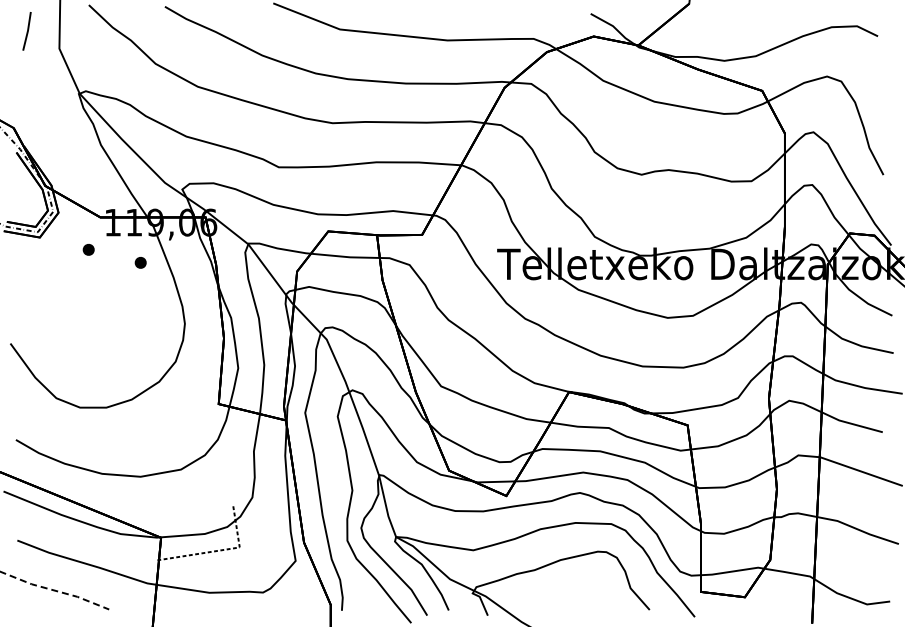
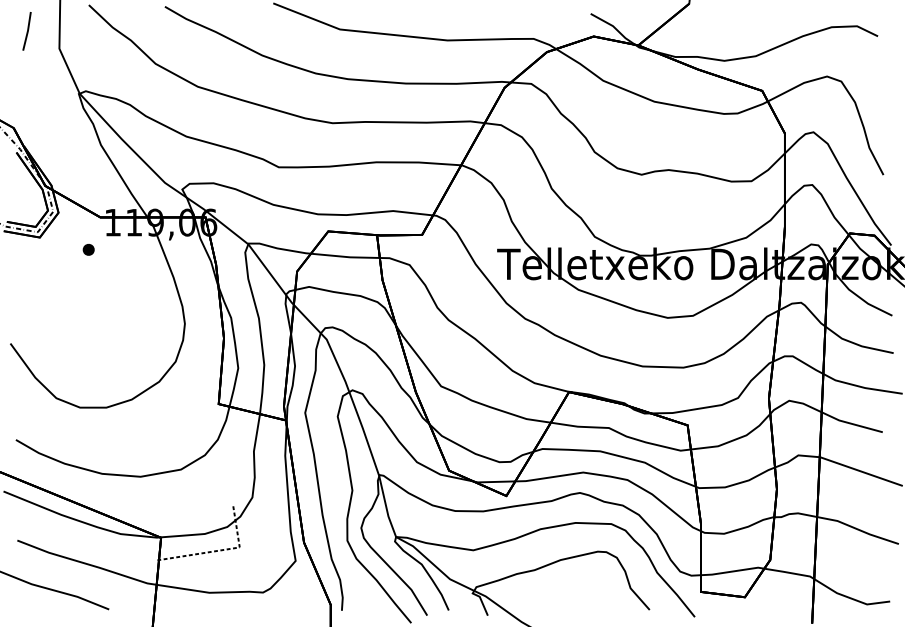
part: present -> none (140, 262)
line: dashed -> solid (55, 590)
